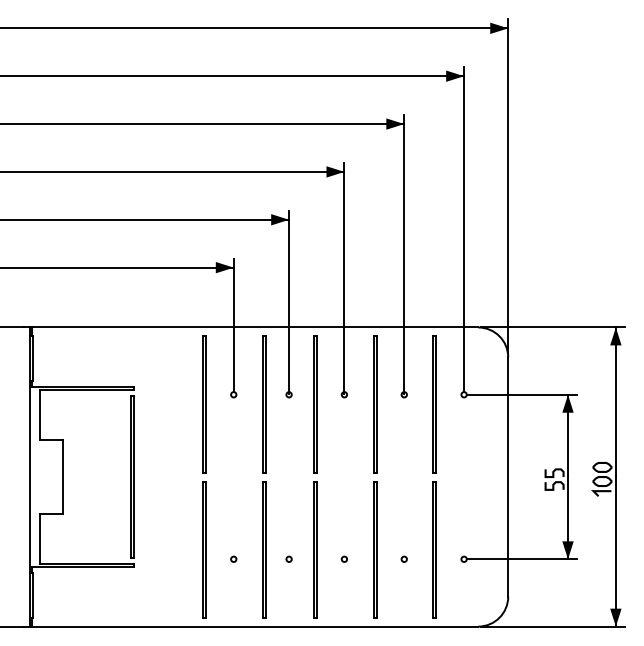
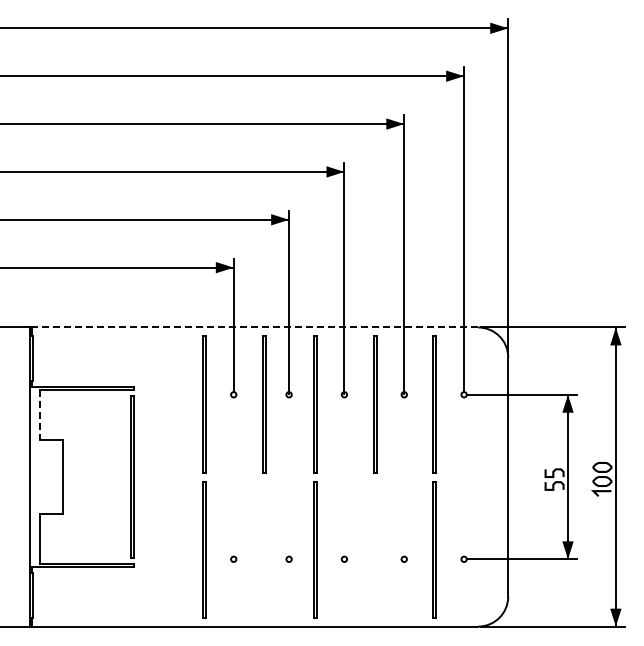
line: solid -> dashed (254, 327)
line: solid -> dashed (39, 414)
line: present -> none (263, 549)
line: present -> none (374, 549)
